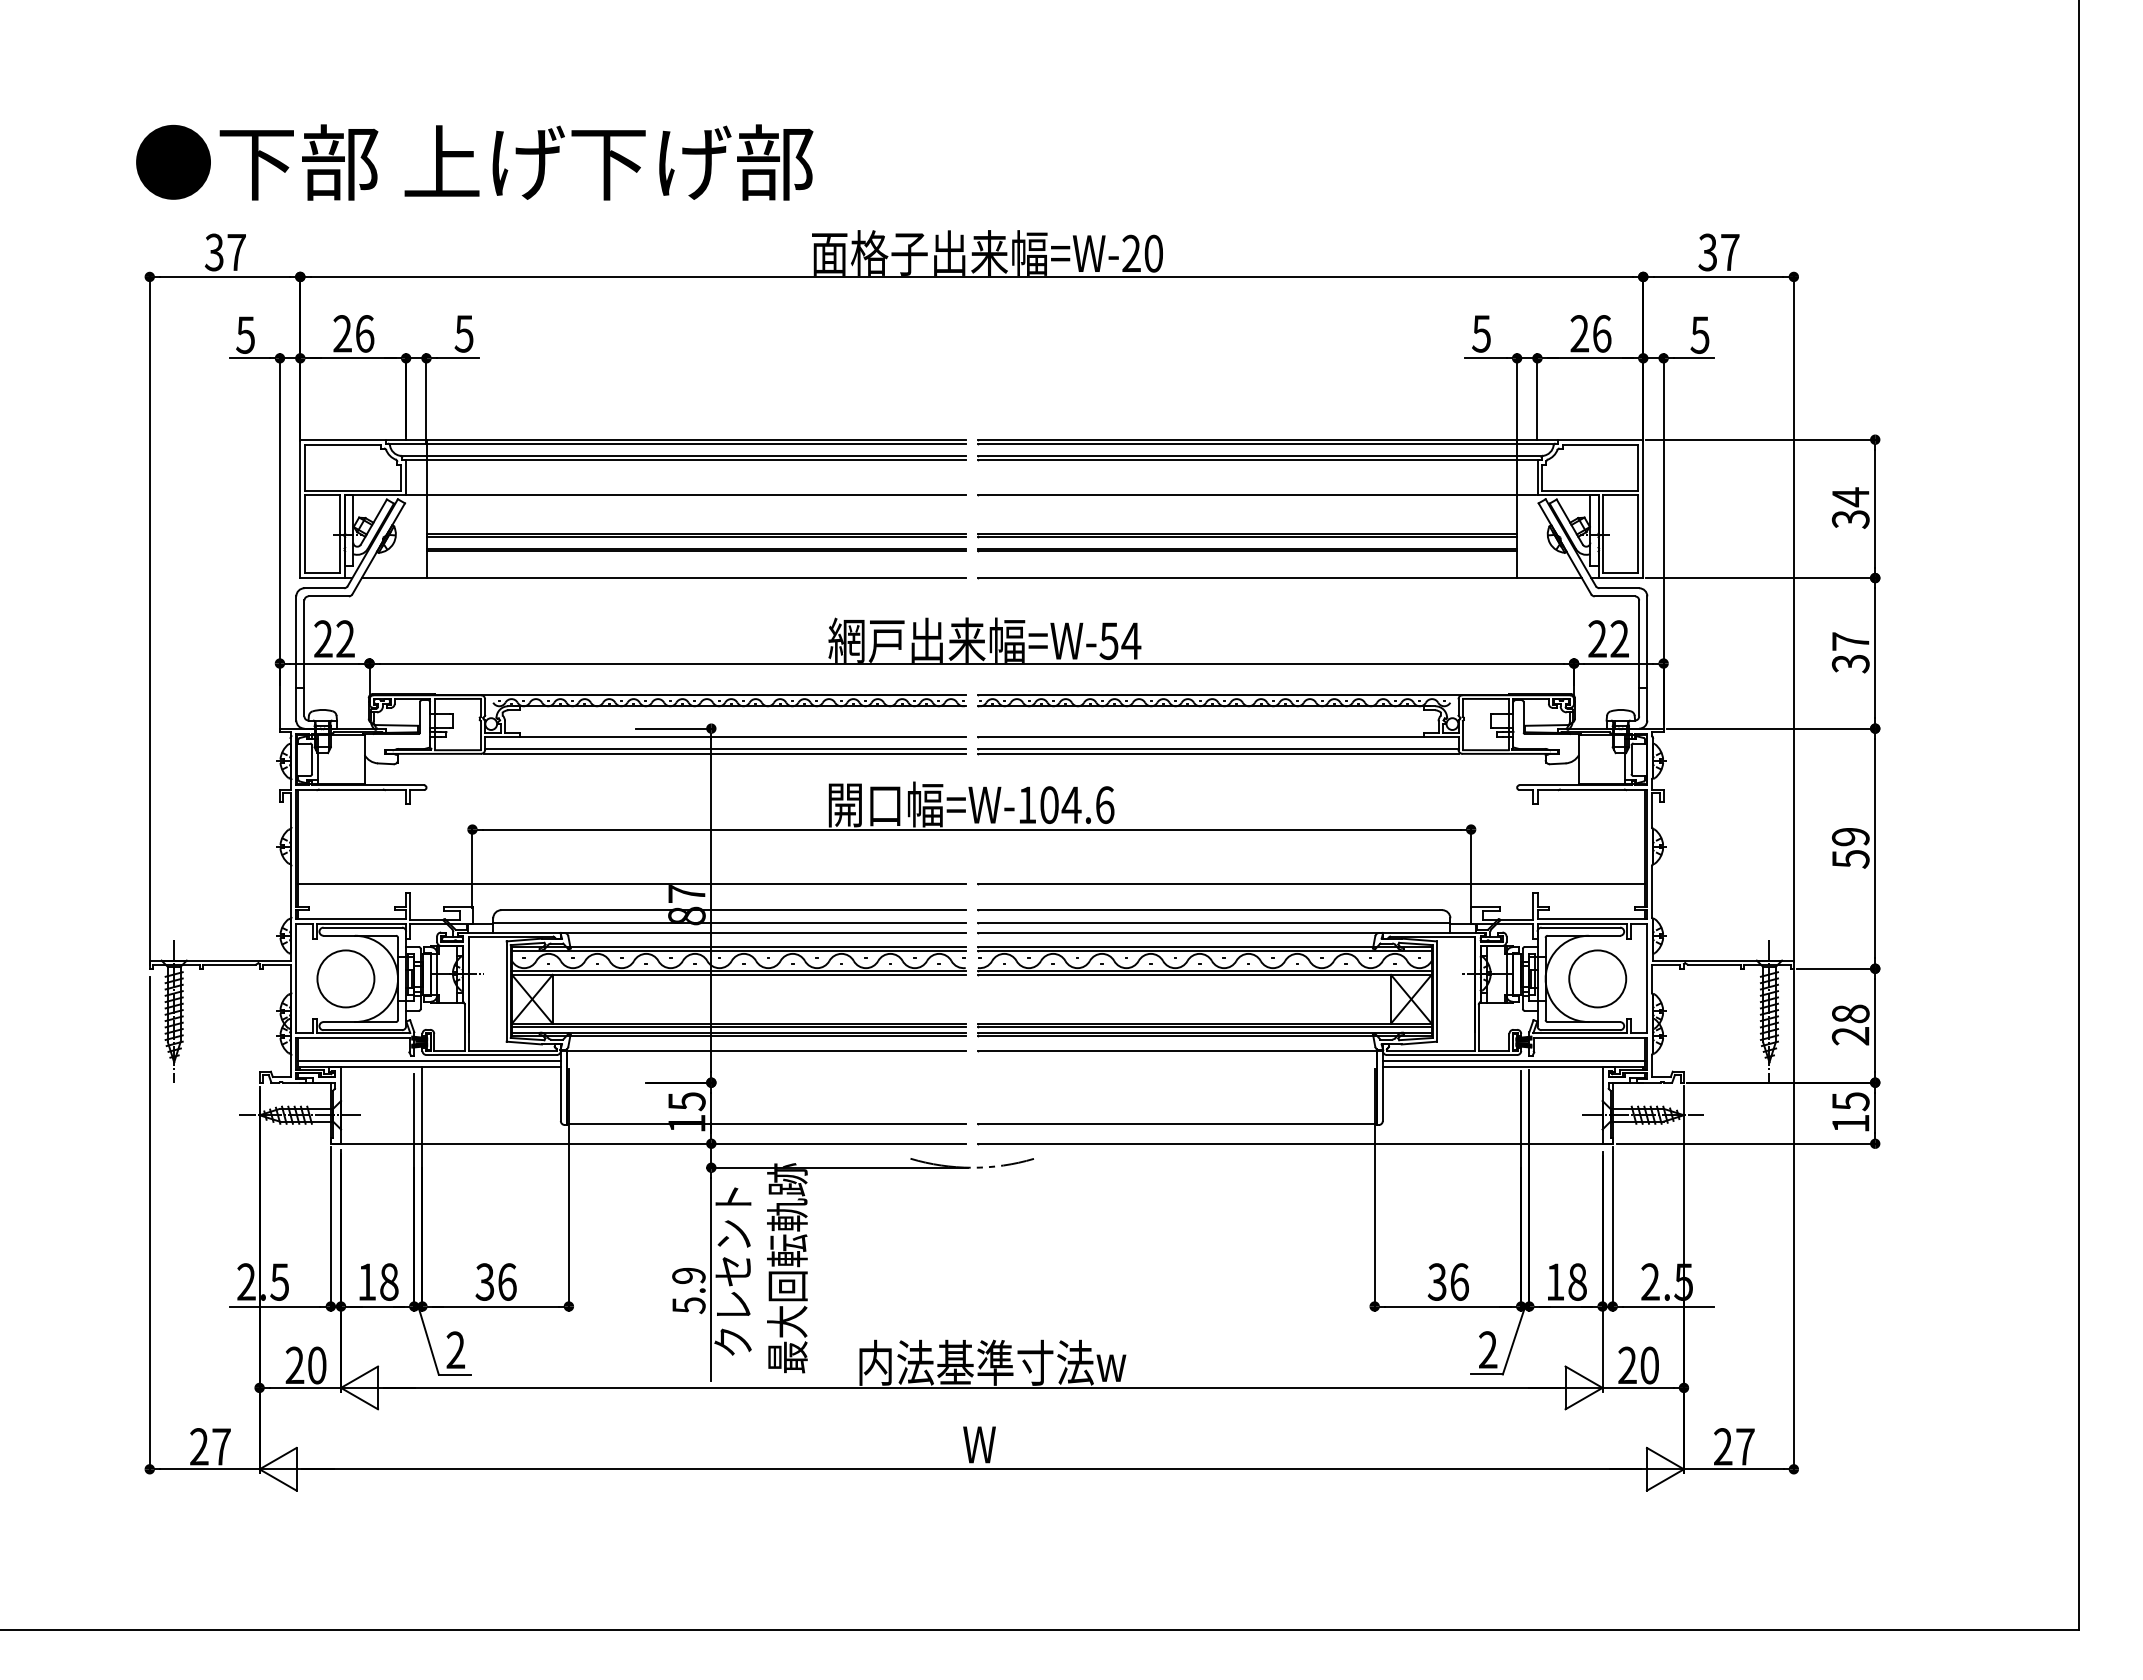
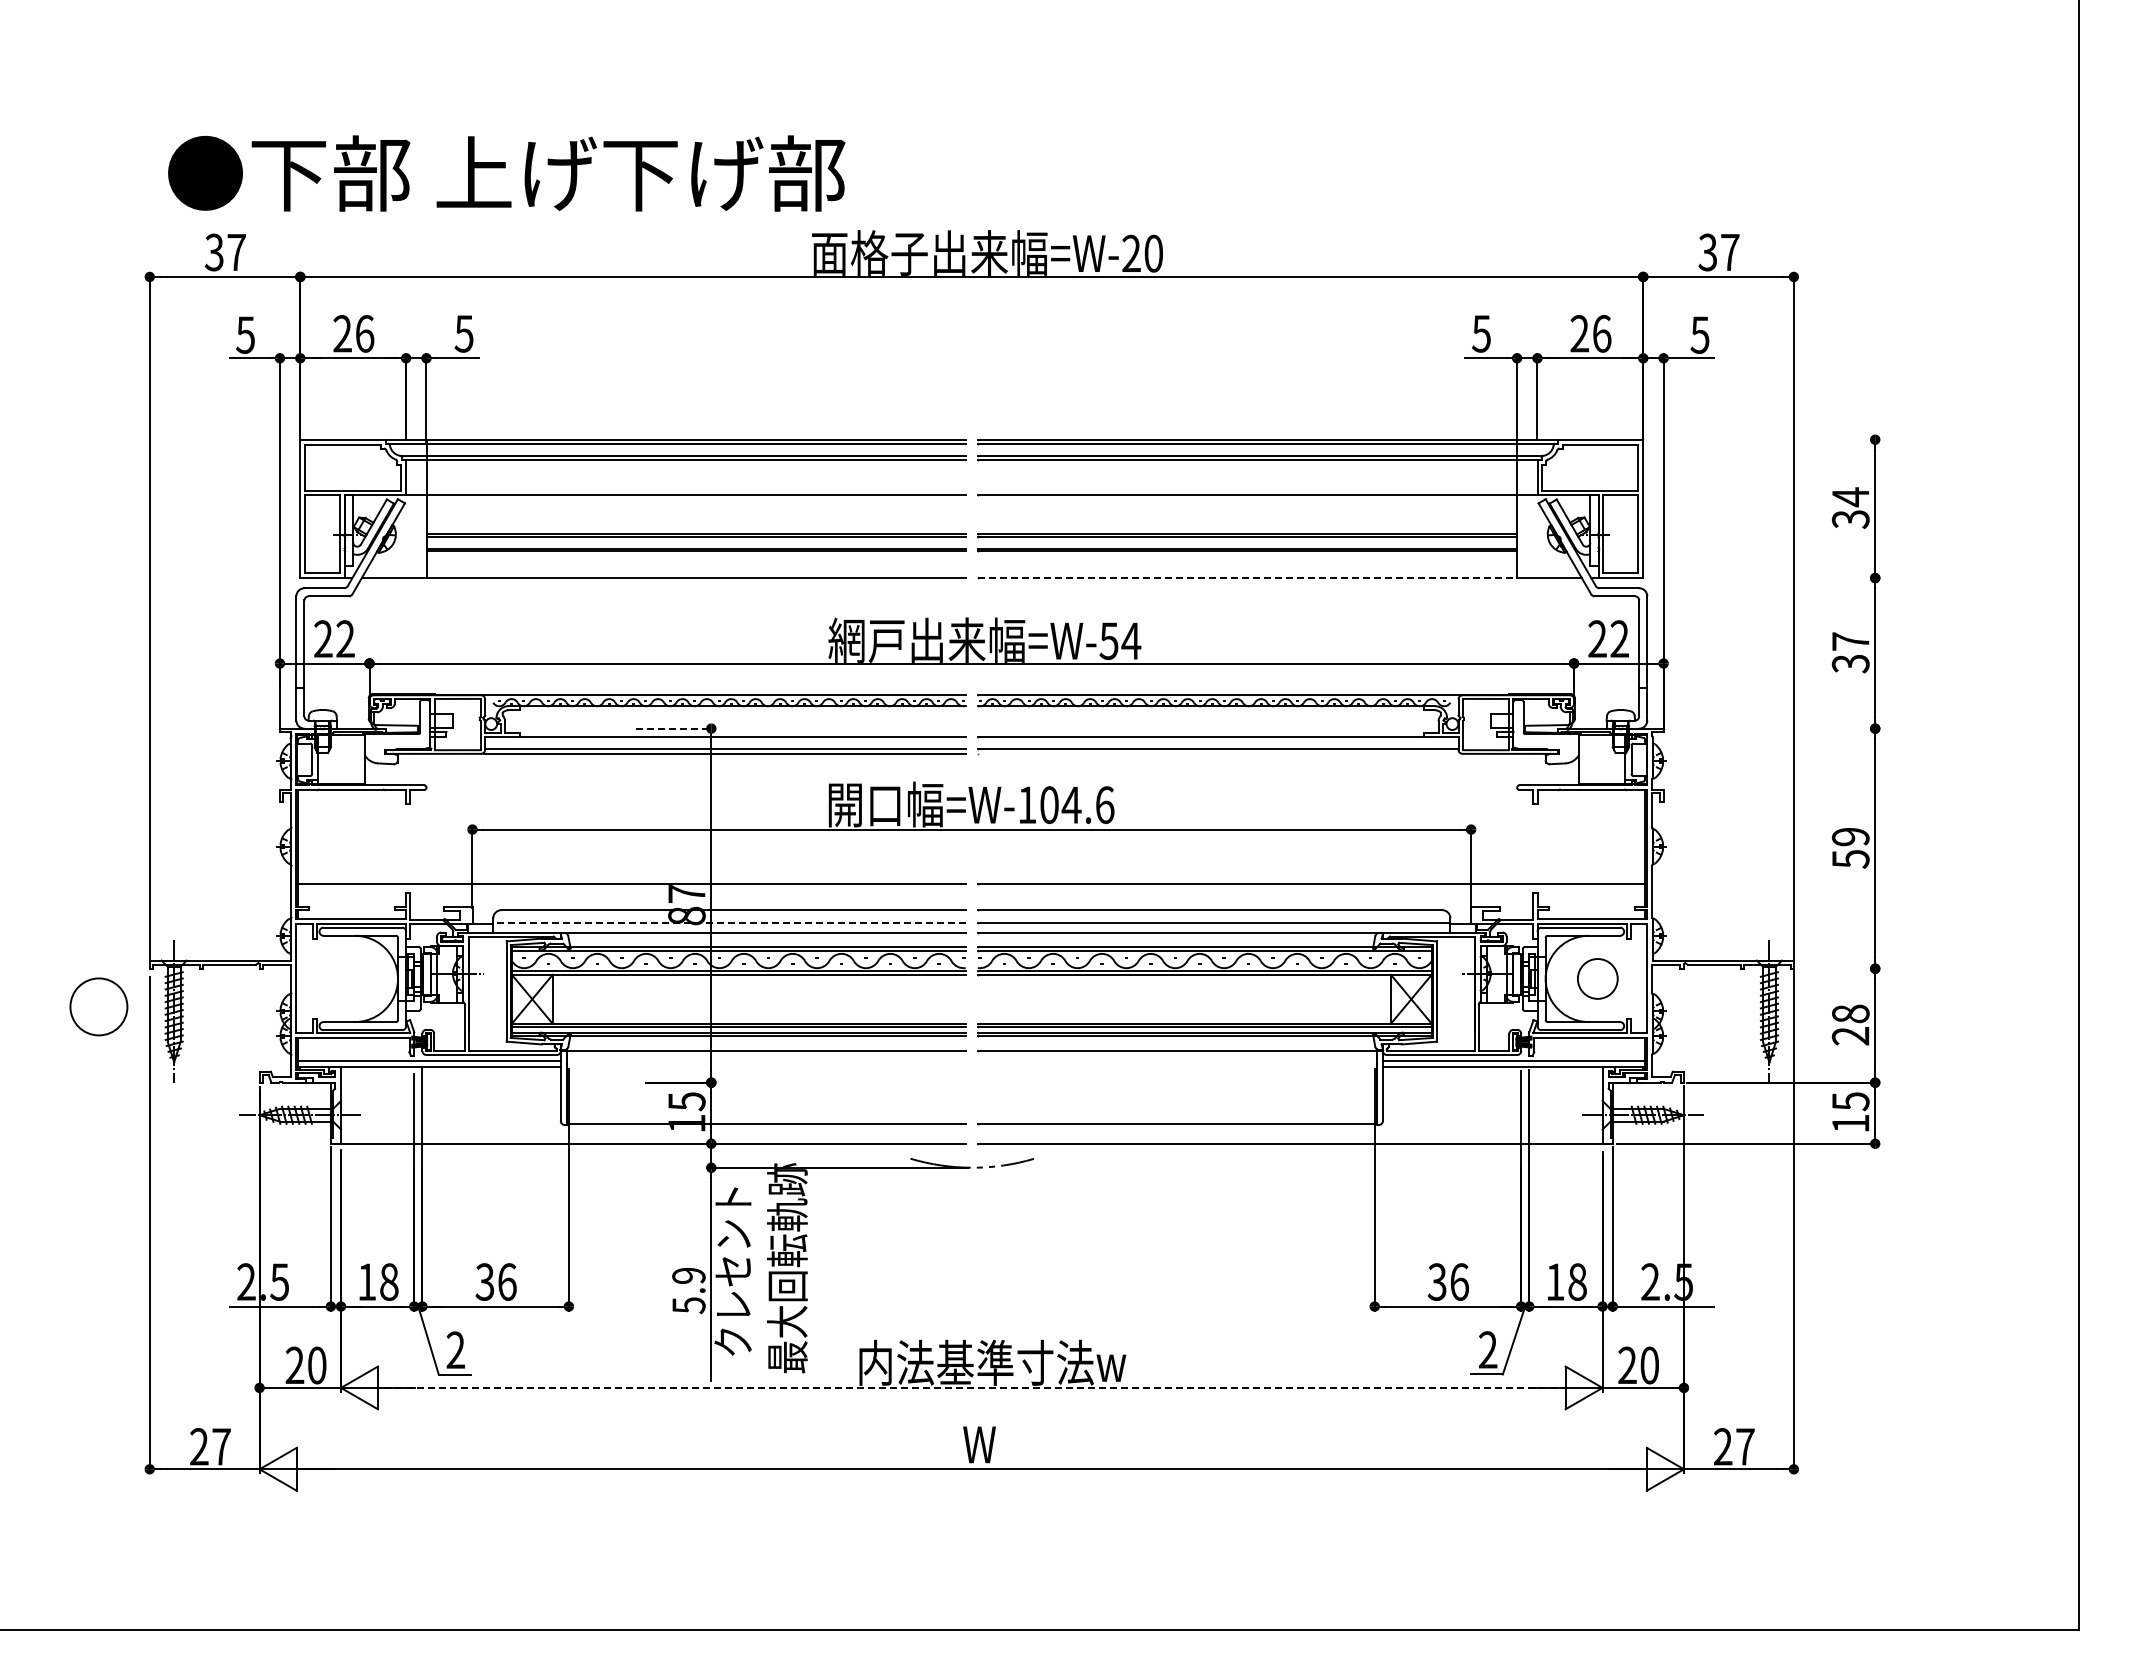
text position: (474, 162) -> (506, 173) (506, 173)
line: present -> none (1762, 439)
line: solid -> dashed (1247, 578)
line: present -> none (1762, 578)
line: solid -> dashed (675, 728)
line: present -> none (1772, 728)
line: present -> none (1218, 753)
line: solid -> dashed (728, 923)
line: present -> none (1837, 968)
circle position: (345, 978) -> (98, 1006) (98, 1006)
circle size: 60x60 px -> 42x42 px (1597, 978)
line: solid -> dashed (972, 1387)
